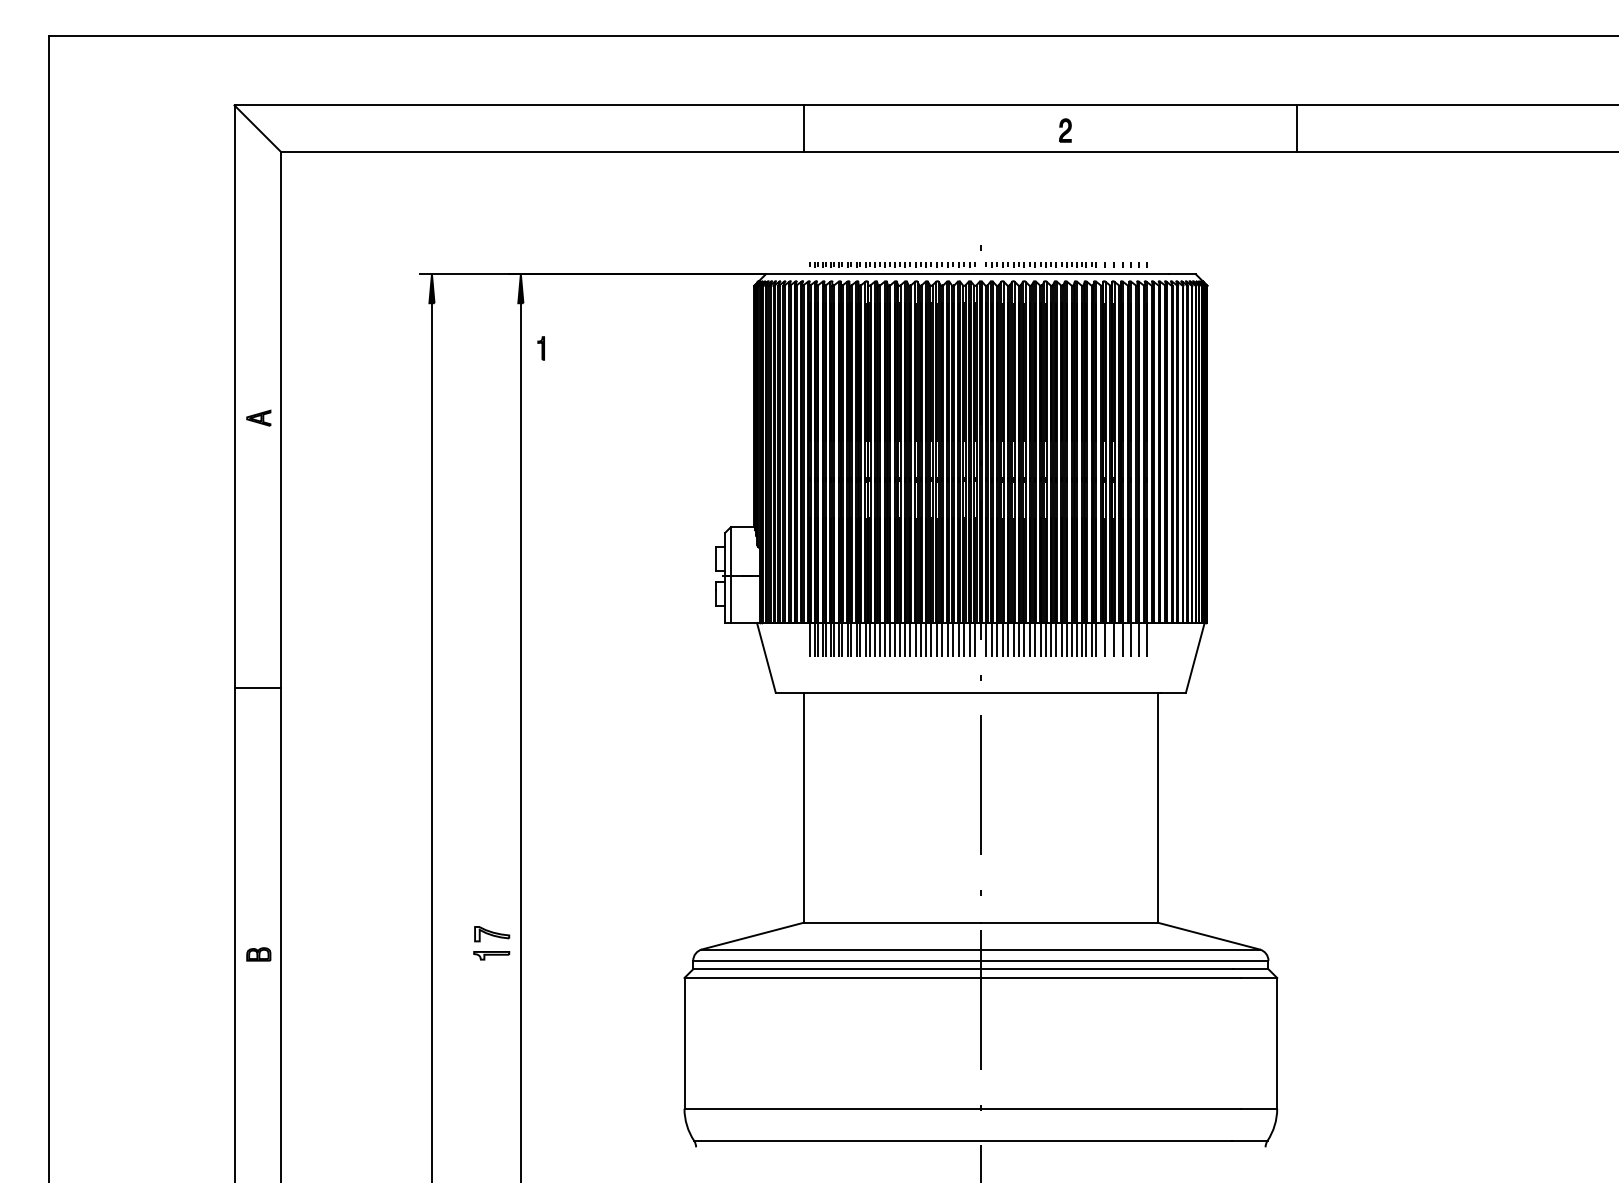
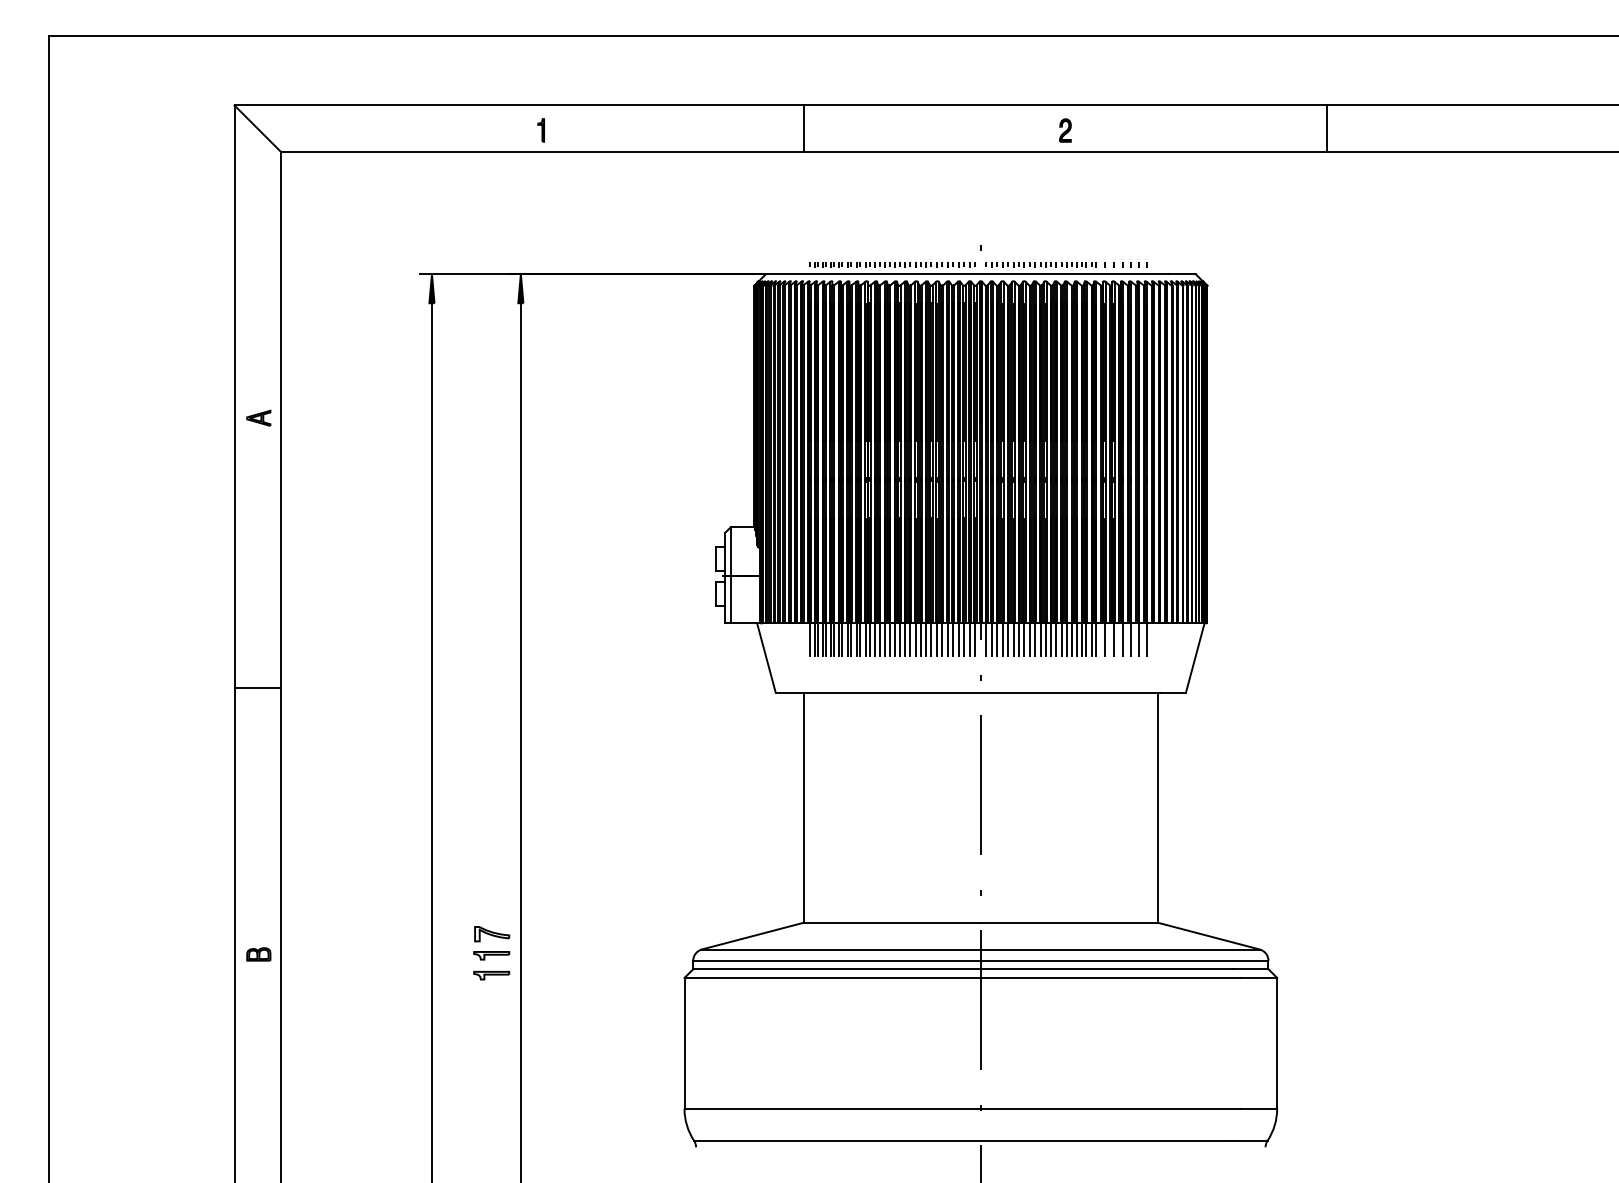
line position: (1296, 128) -> (1326, 128) (1326, 128)
part position: (540, 348) -> (540, 130) (540, 130)
part: none -> present (491, 975)
